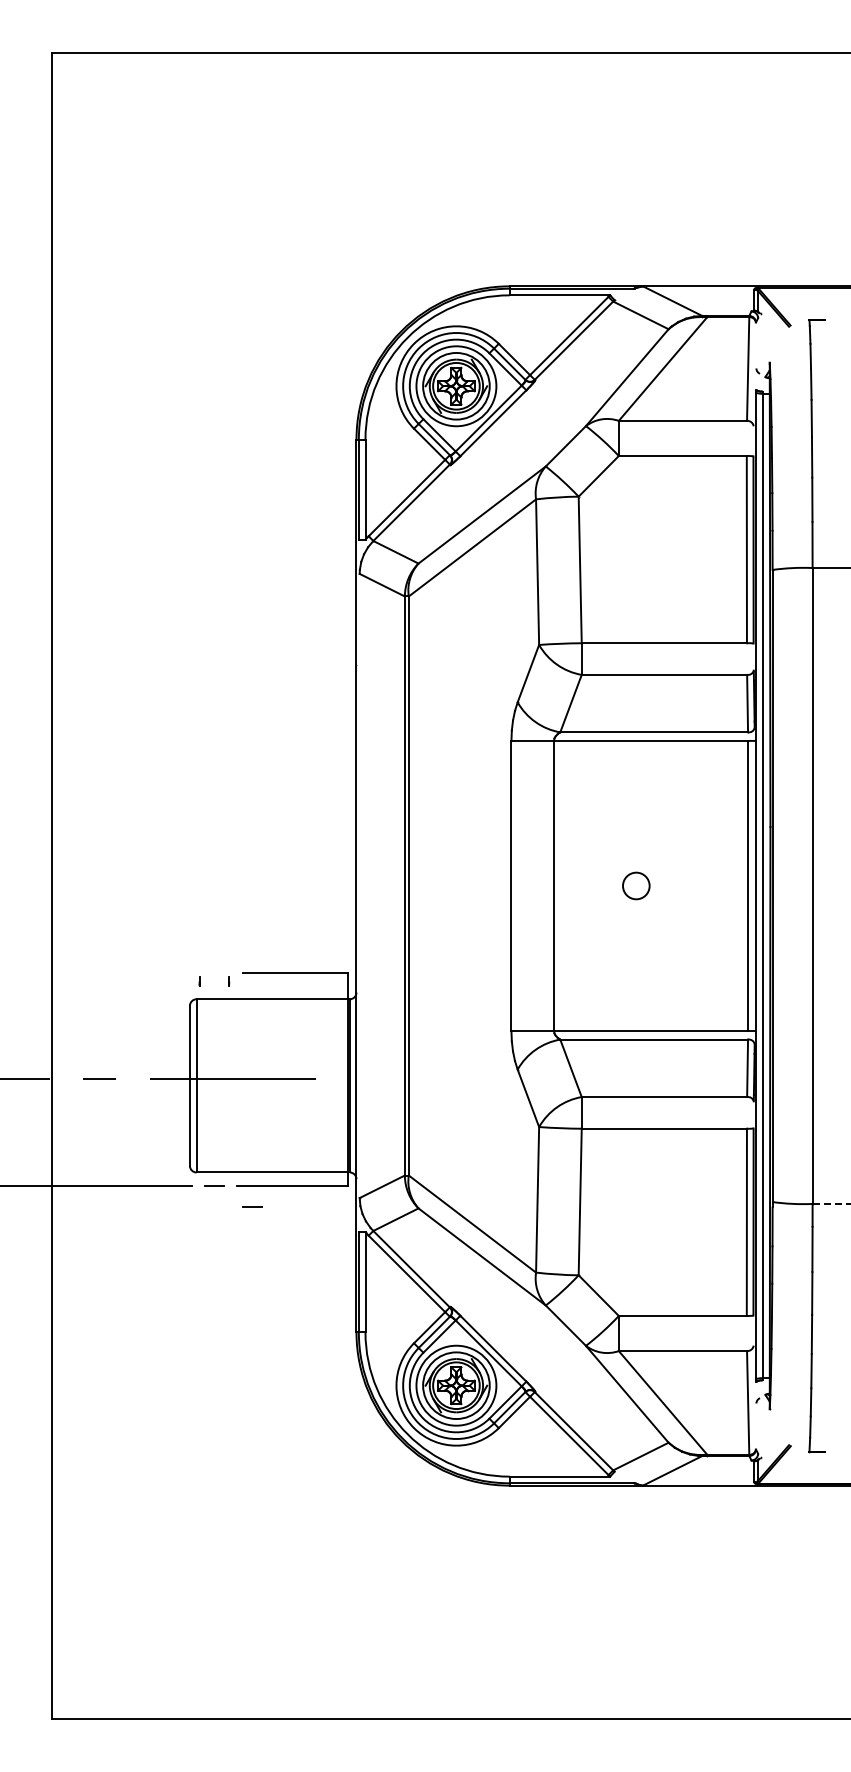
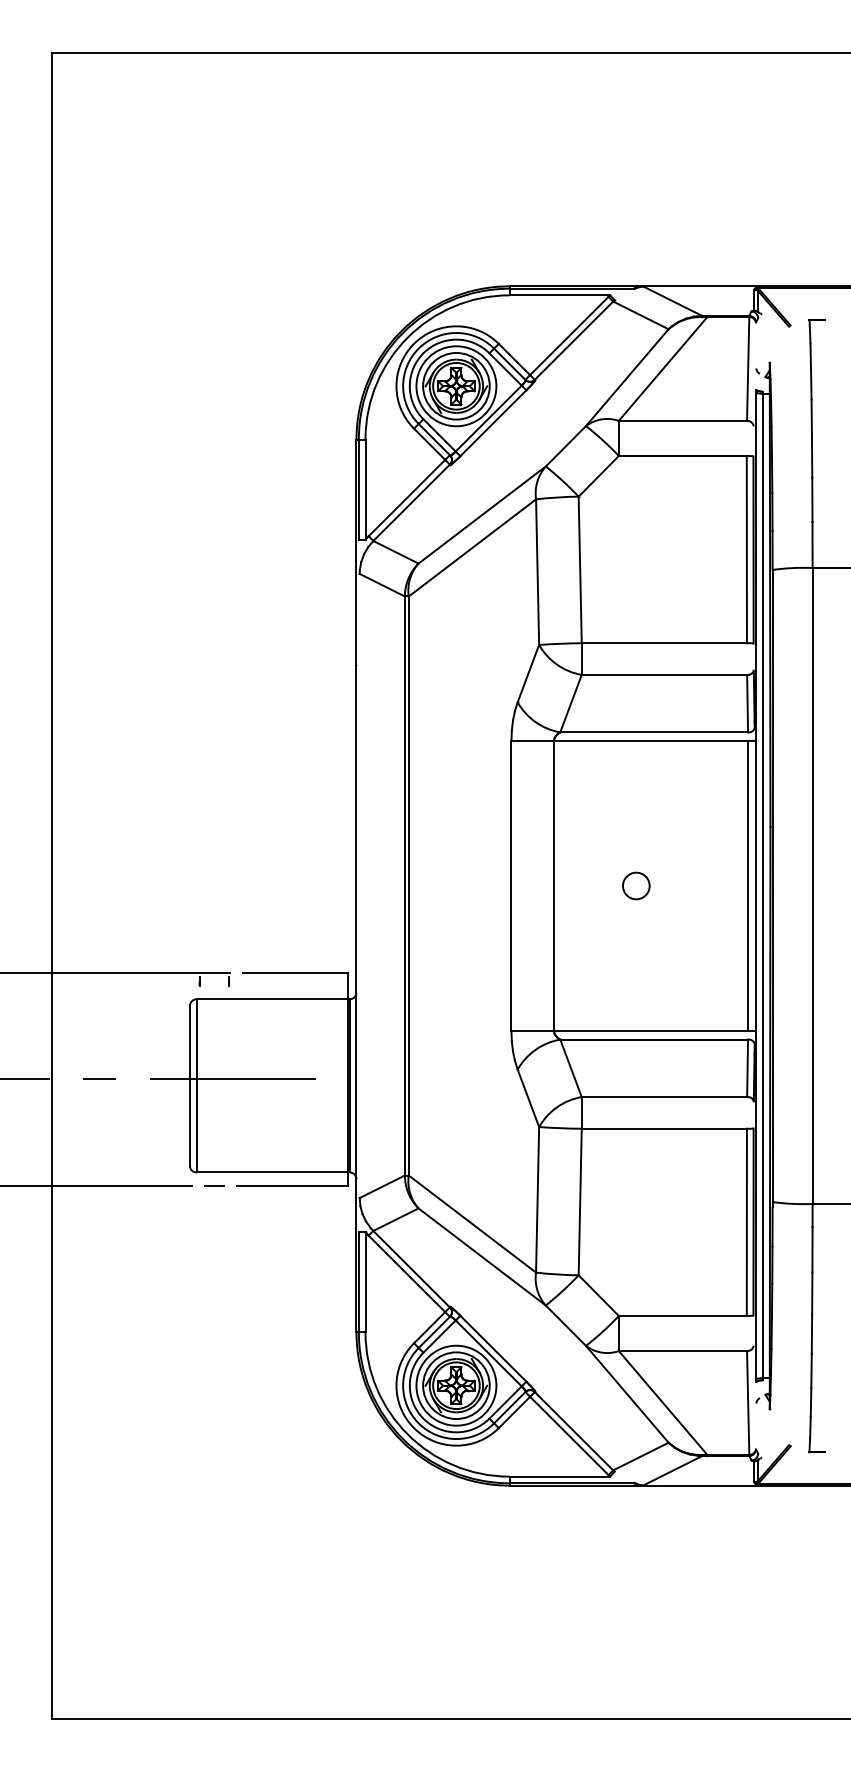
line: none -> present (115, 972)
line: dashed -> solid (831, 1203)
line: present -> none (252, 1206)
